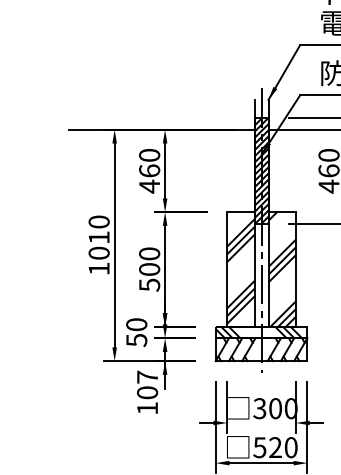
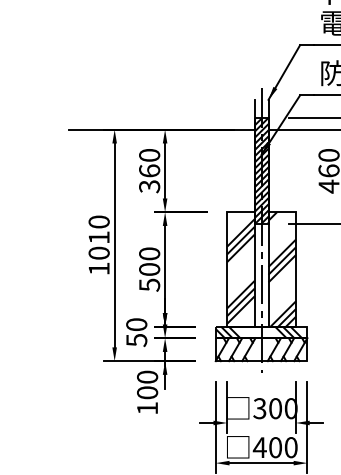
text: 460 -> 360 (149, 186)
text: 107 -> 100 (147, 376)
text: 520 -> 400 (266, 447)
